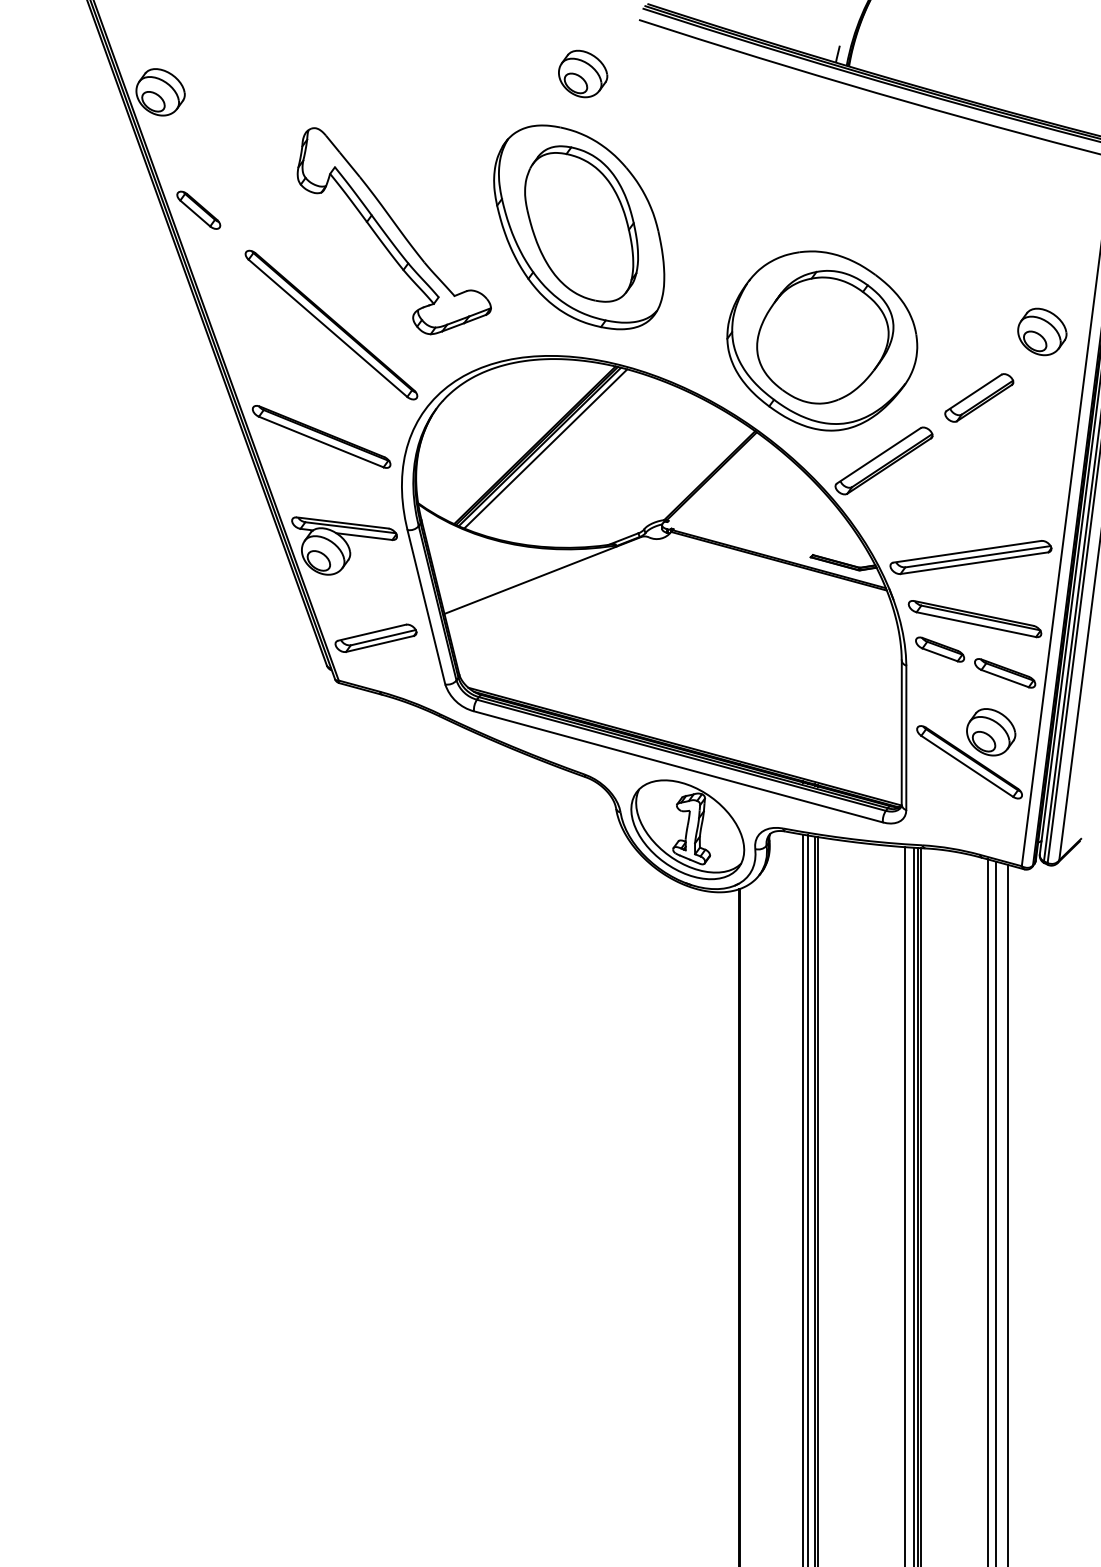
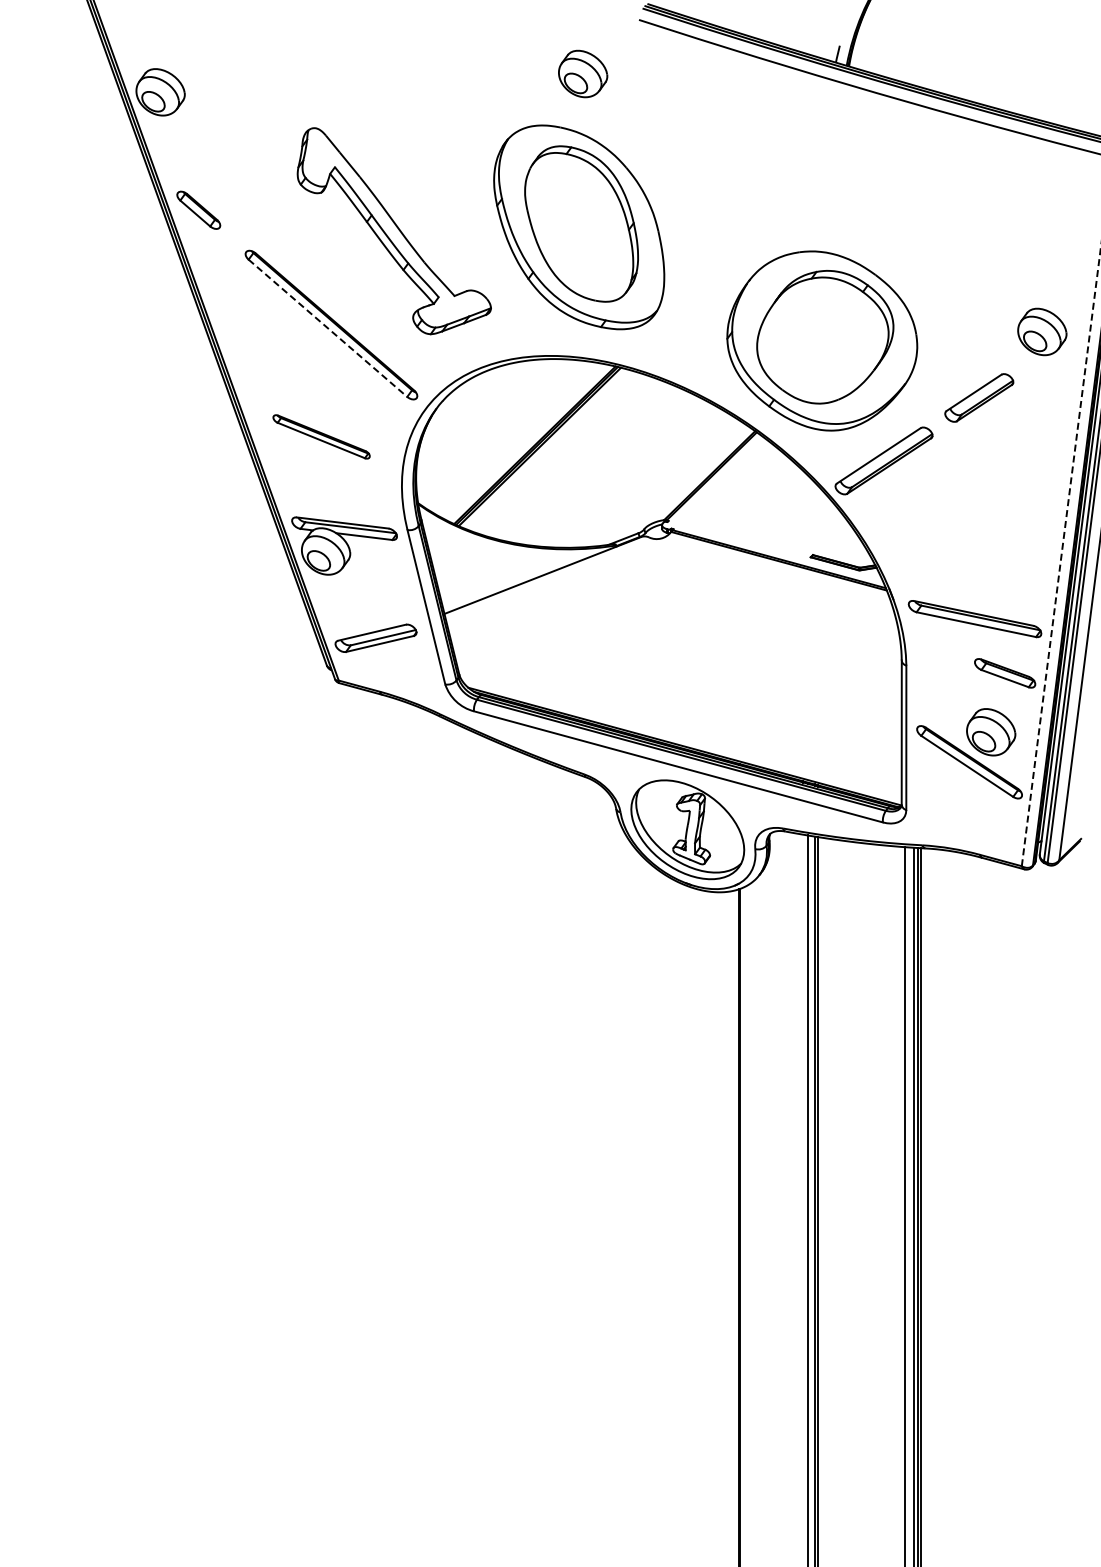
line: solid -> dashed (327, 328)
part size: 141x64 px -> 99x46 px (321, 436)
line: present -> none (545, 448)
line: solid -> dashed (1061, 555)
part: present -> none (970, 557)
part: present -> none (940, 649)
line: present -> none (803, 1198)
line: present -> none (988, 1211)
line: present -> none (995, 1212)
line: present -> none (1007, 1213)
